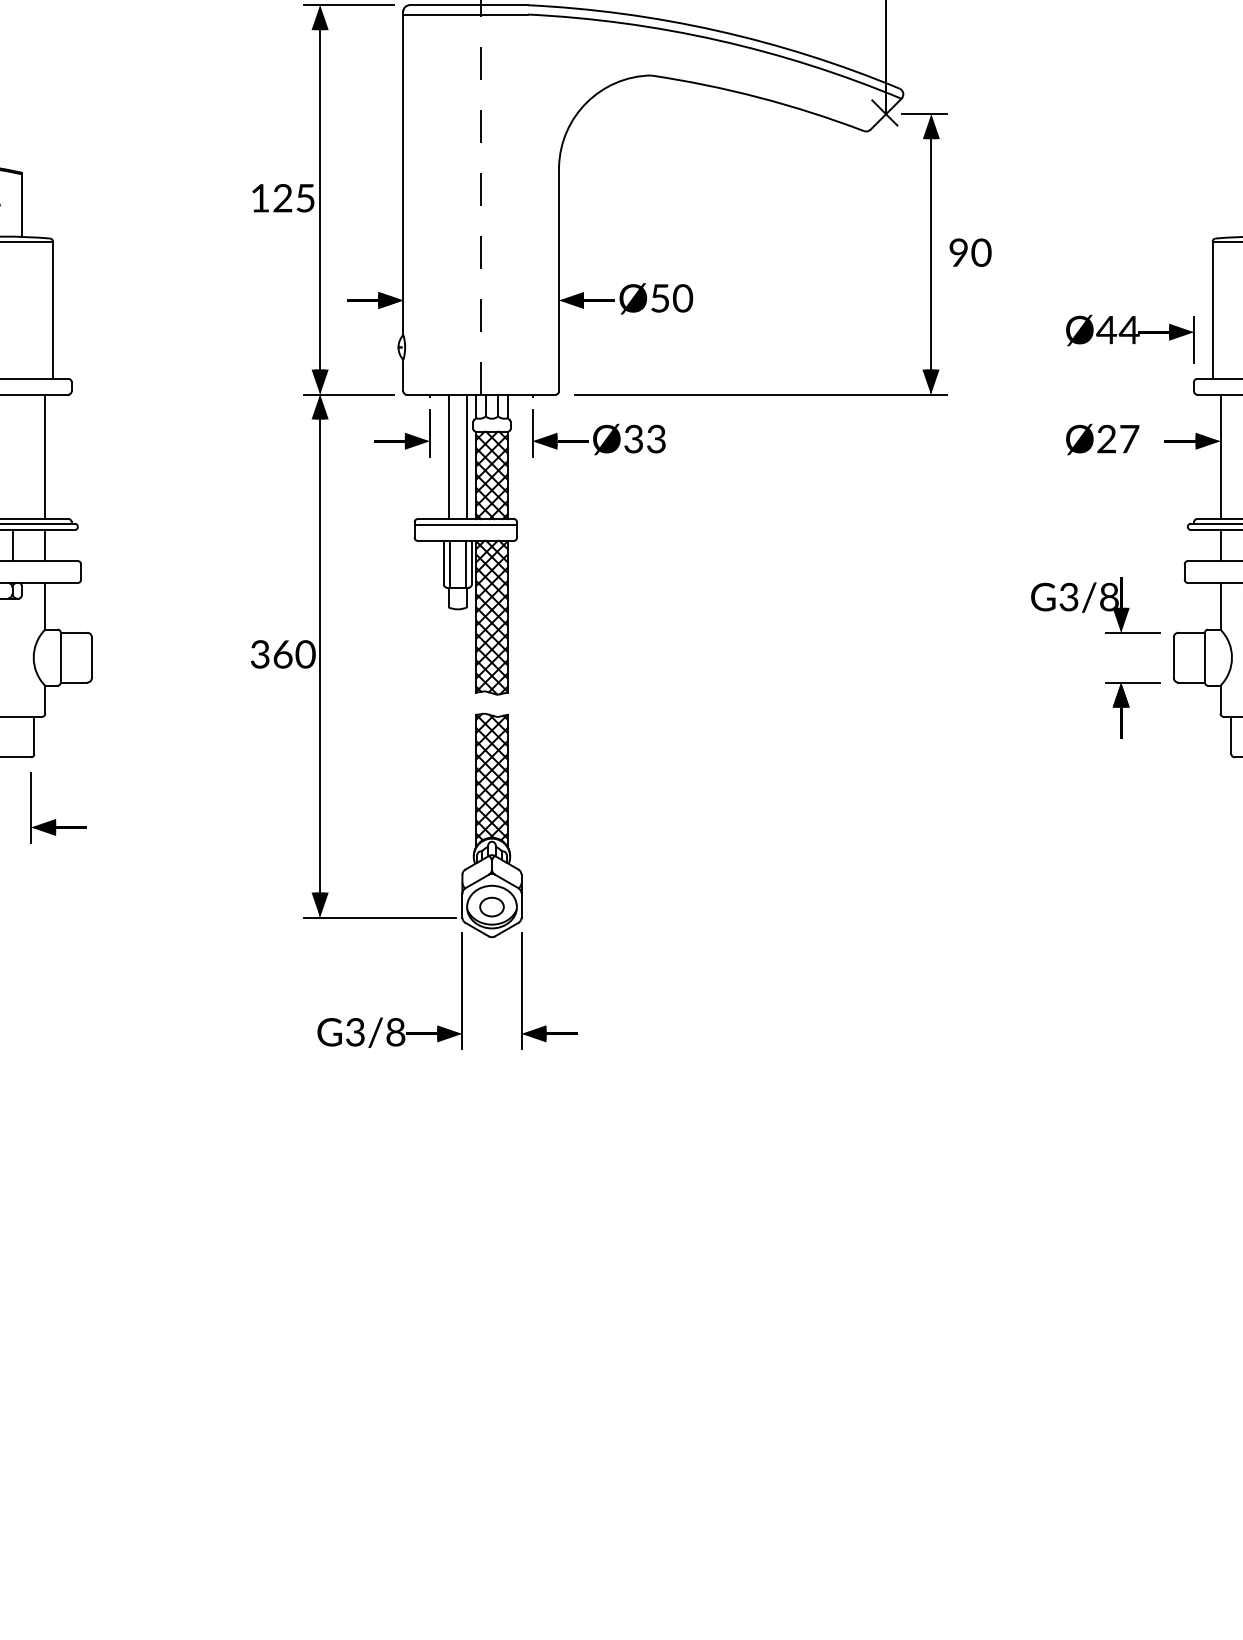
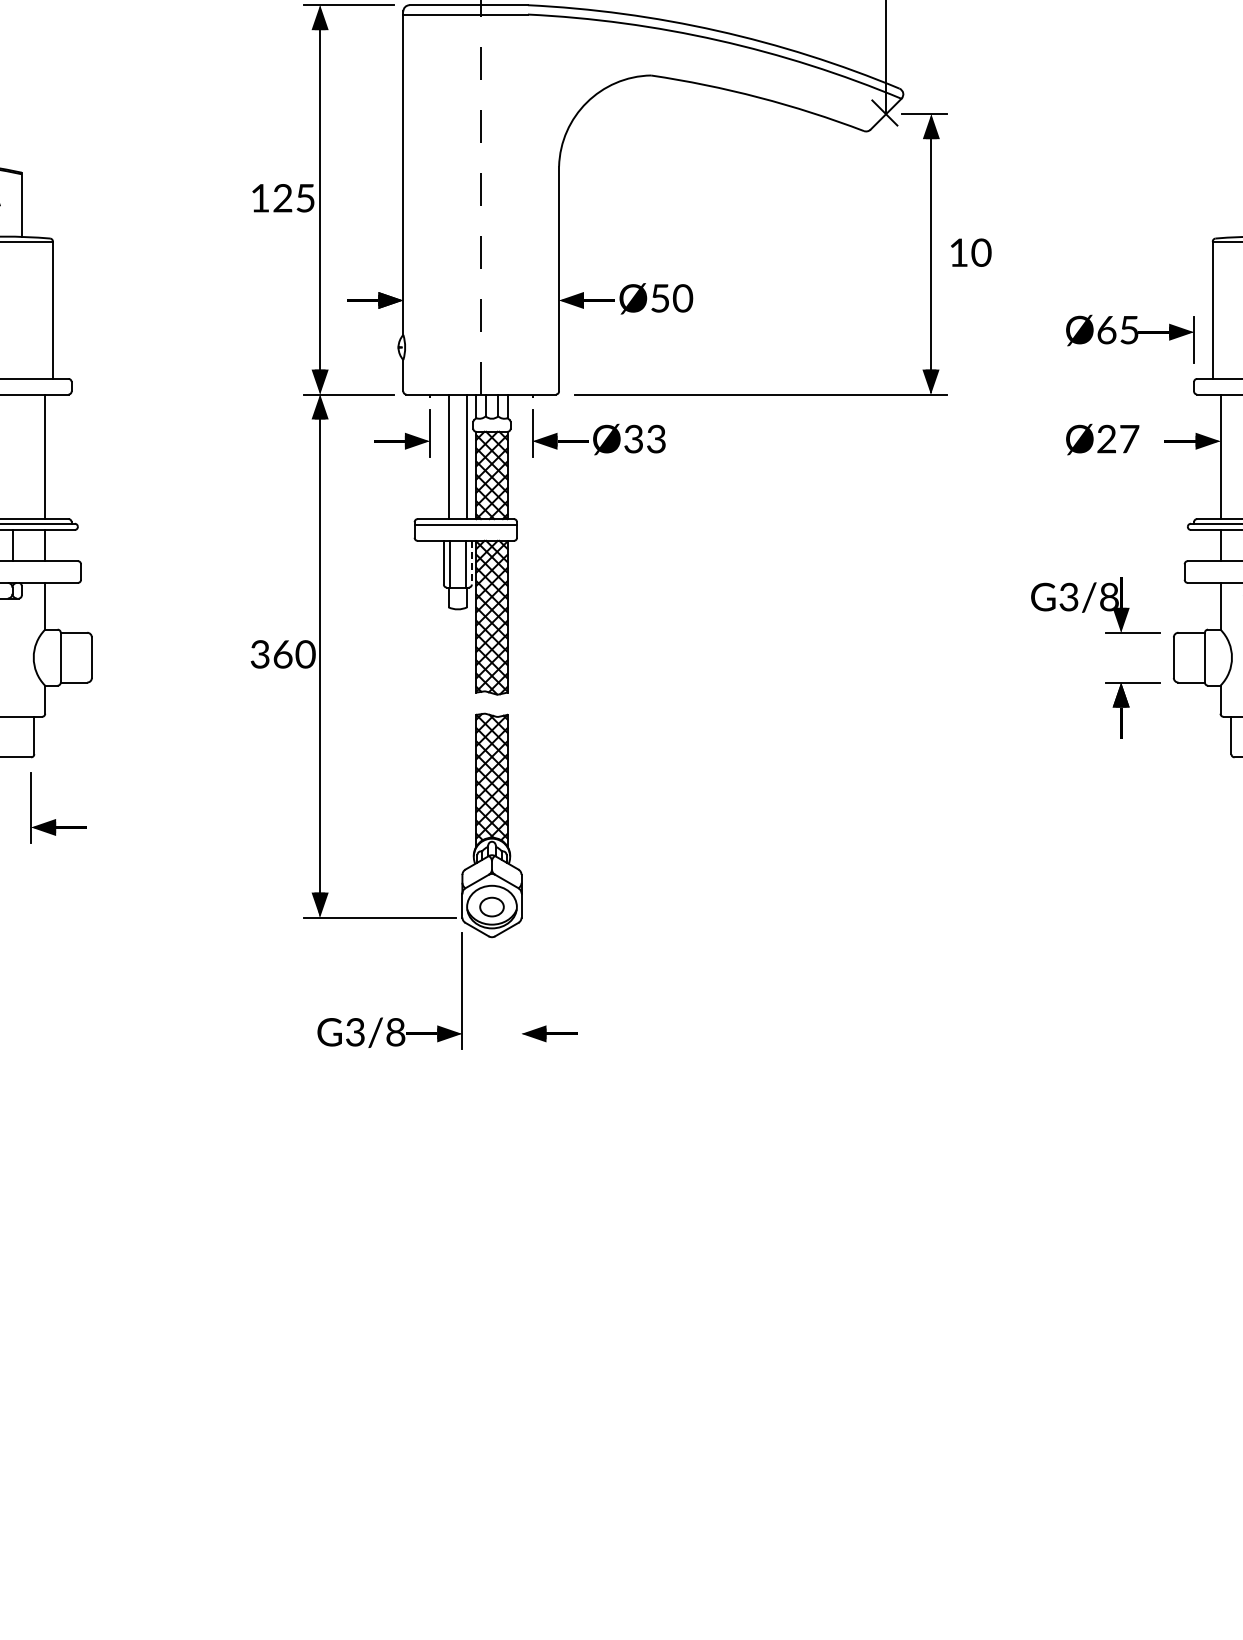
text: 90 -> 10 (958, 252)
text: Ø44 -> Ø65 (1117, 330)
line: solid -> dashed (471, 562)
line: present -> none (521, 990)
